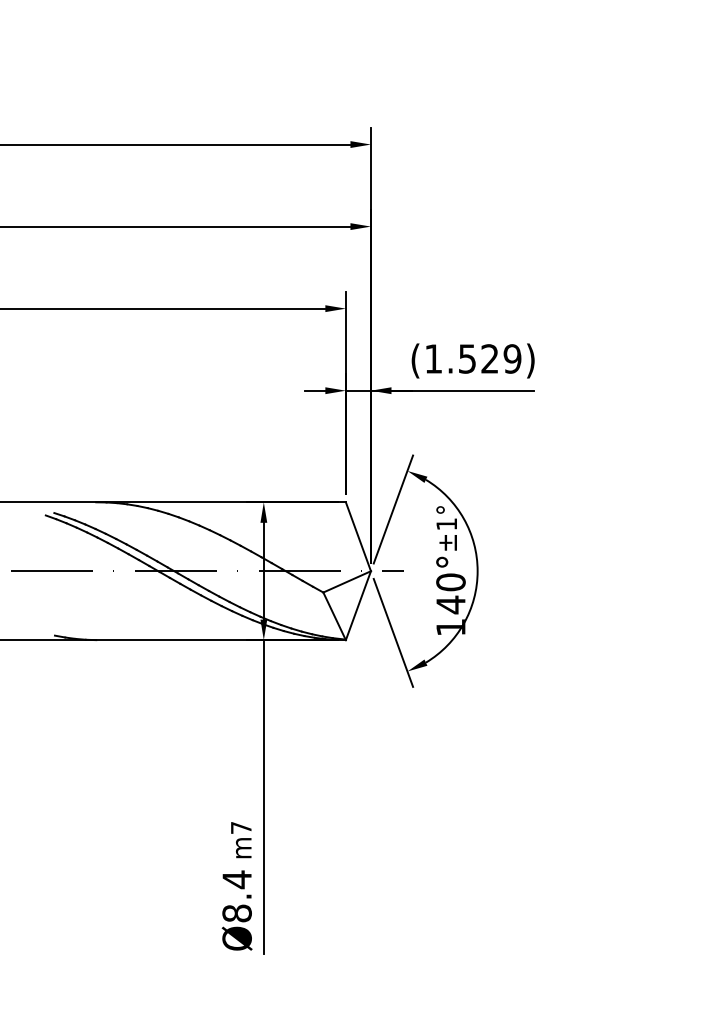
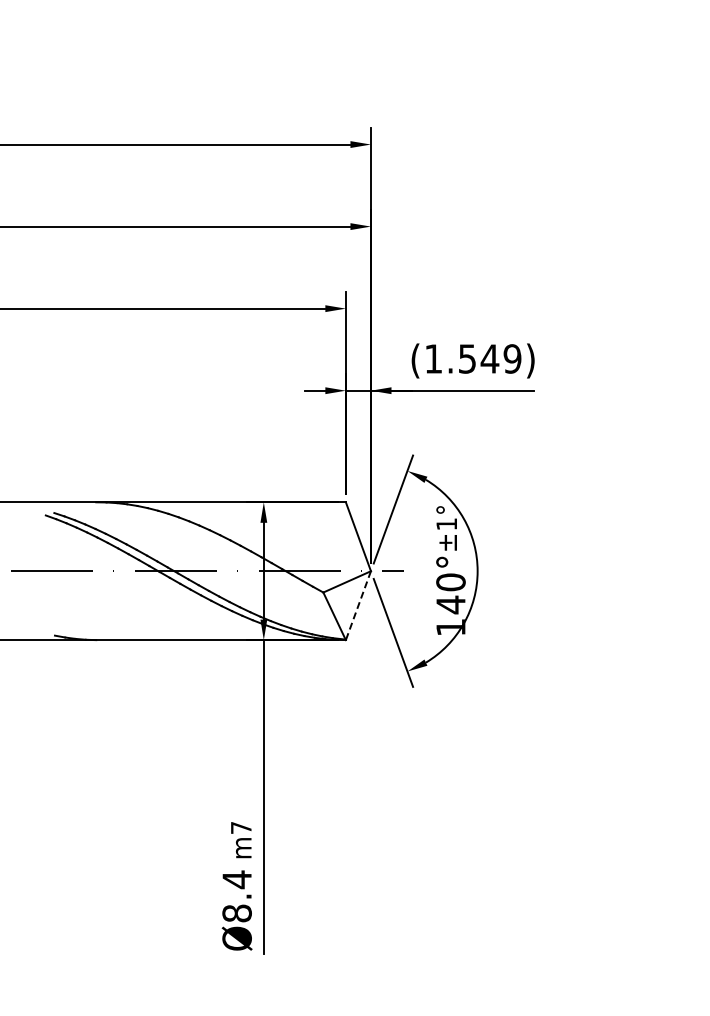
text: (1.529) -> (1.549) (489, 358)
line: solid -> dashed (358, 605)
